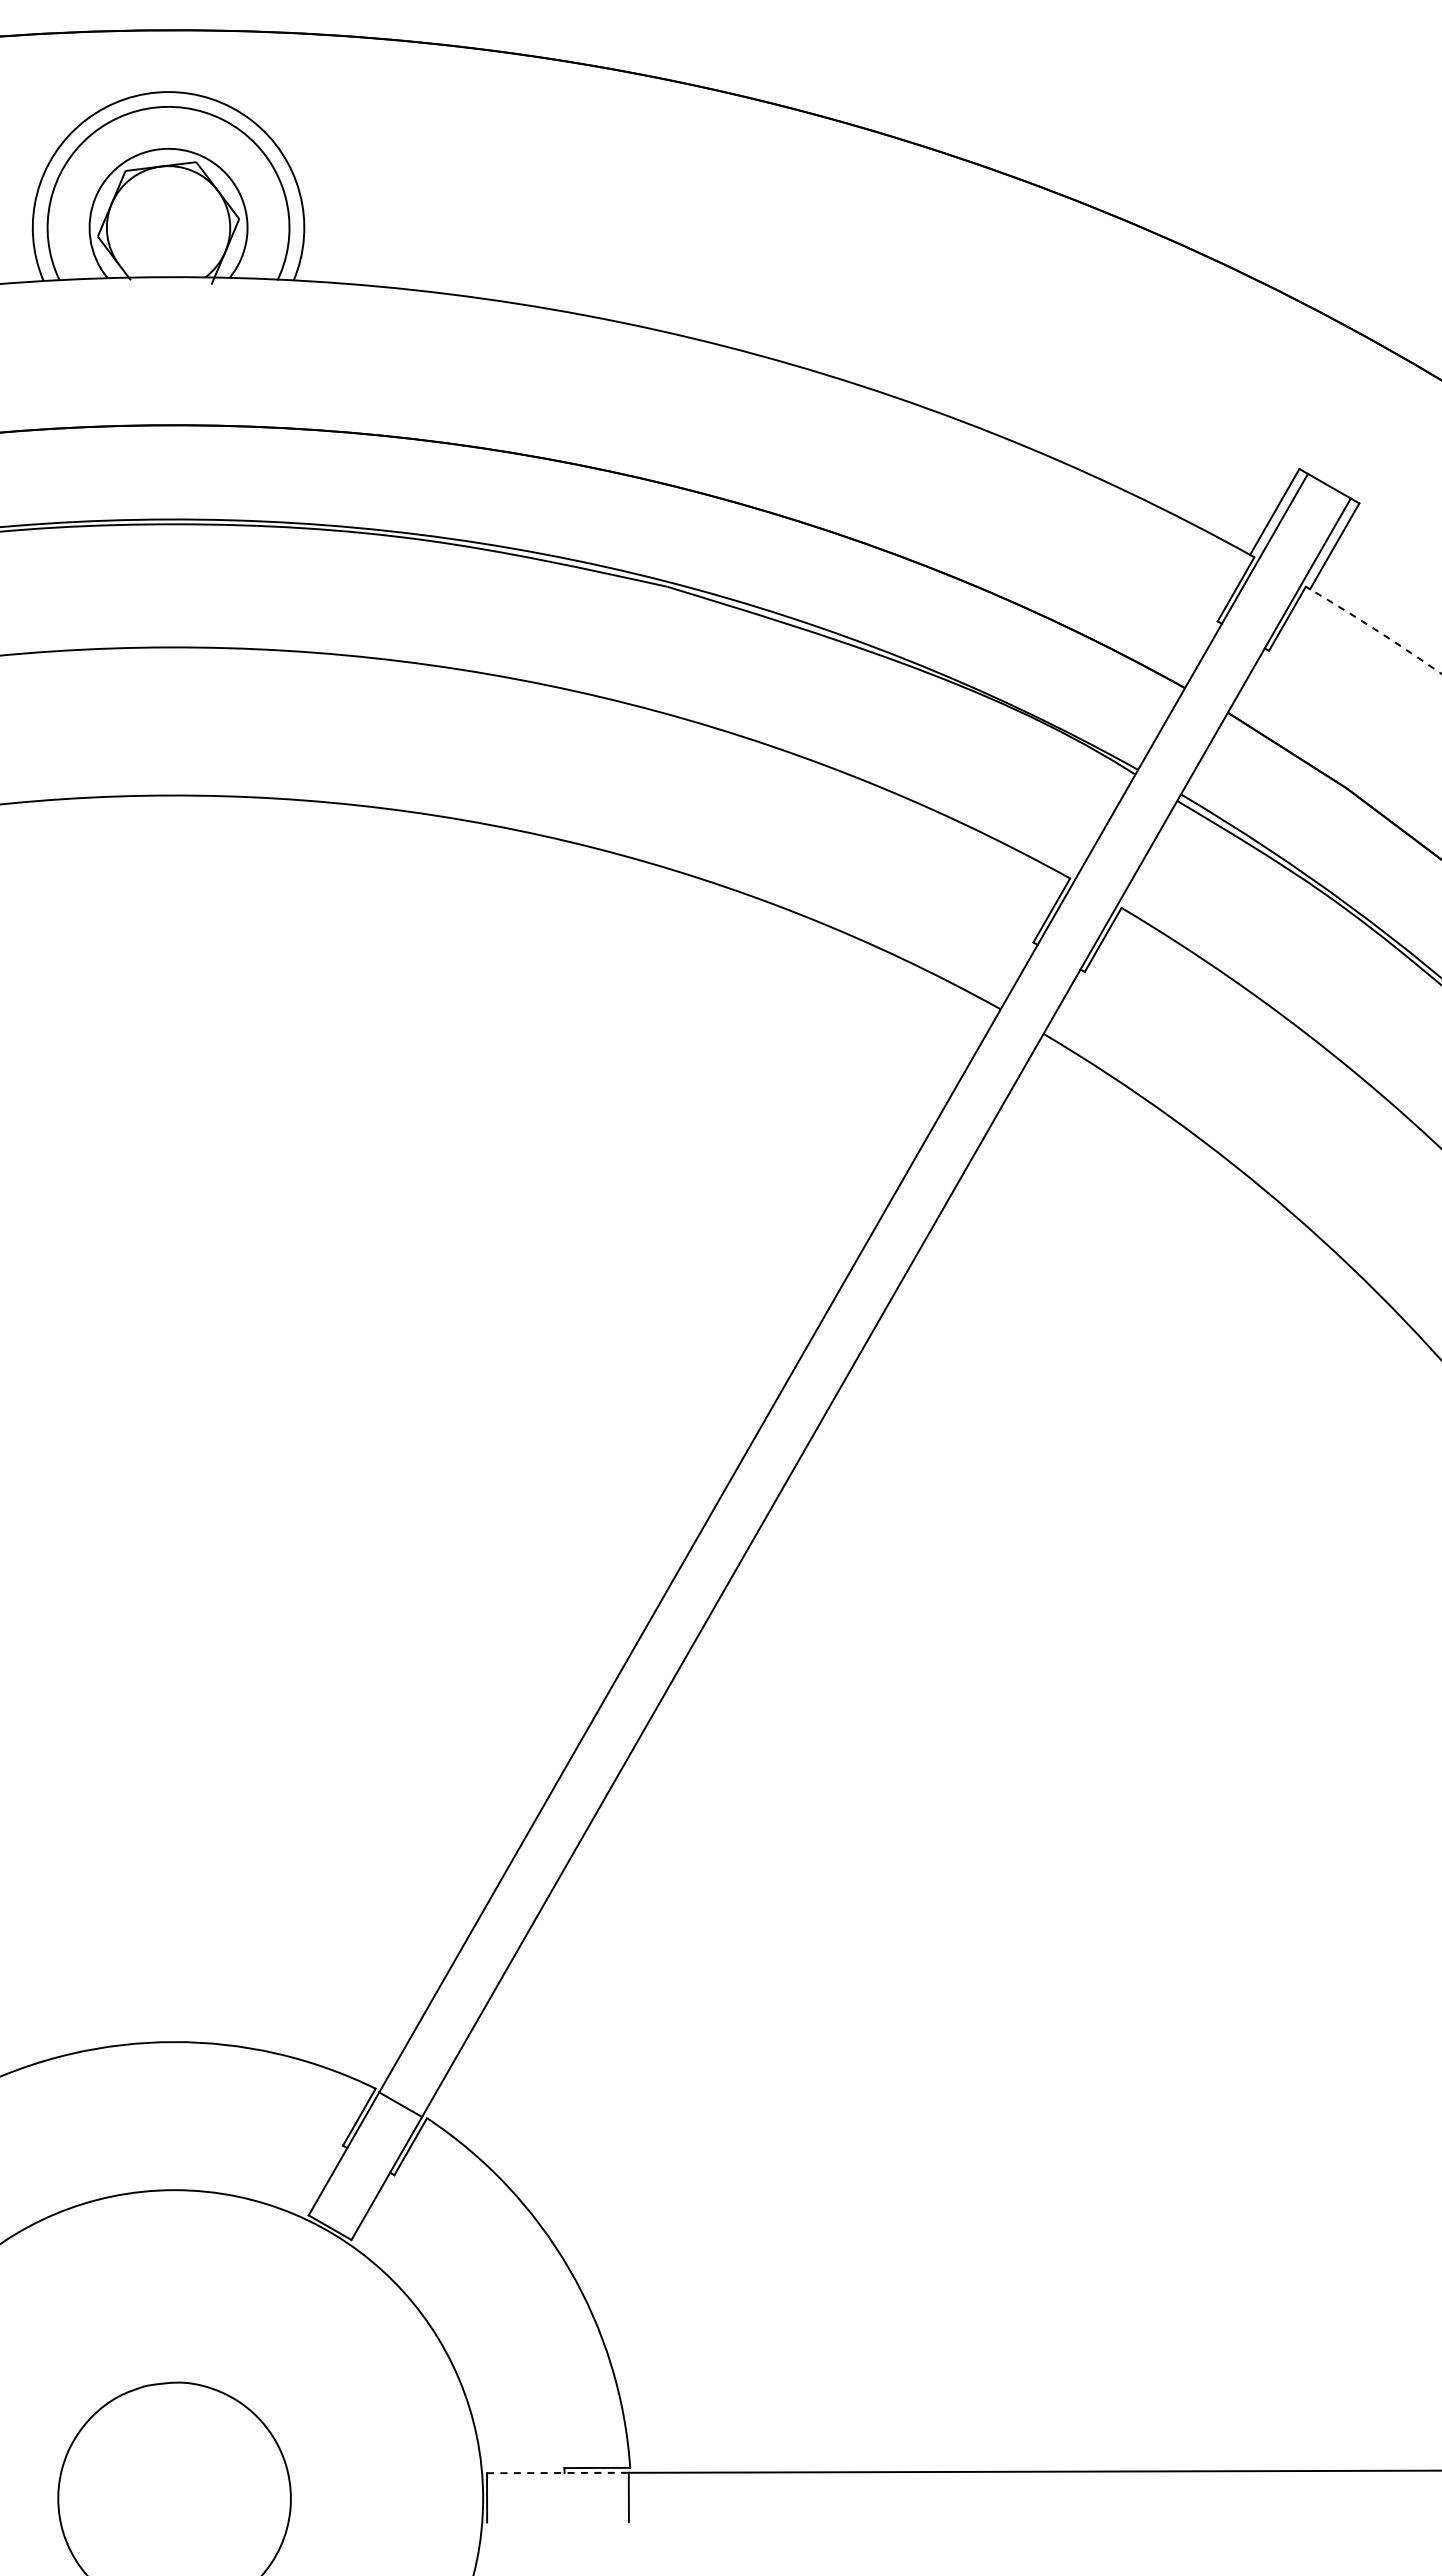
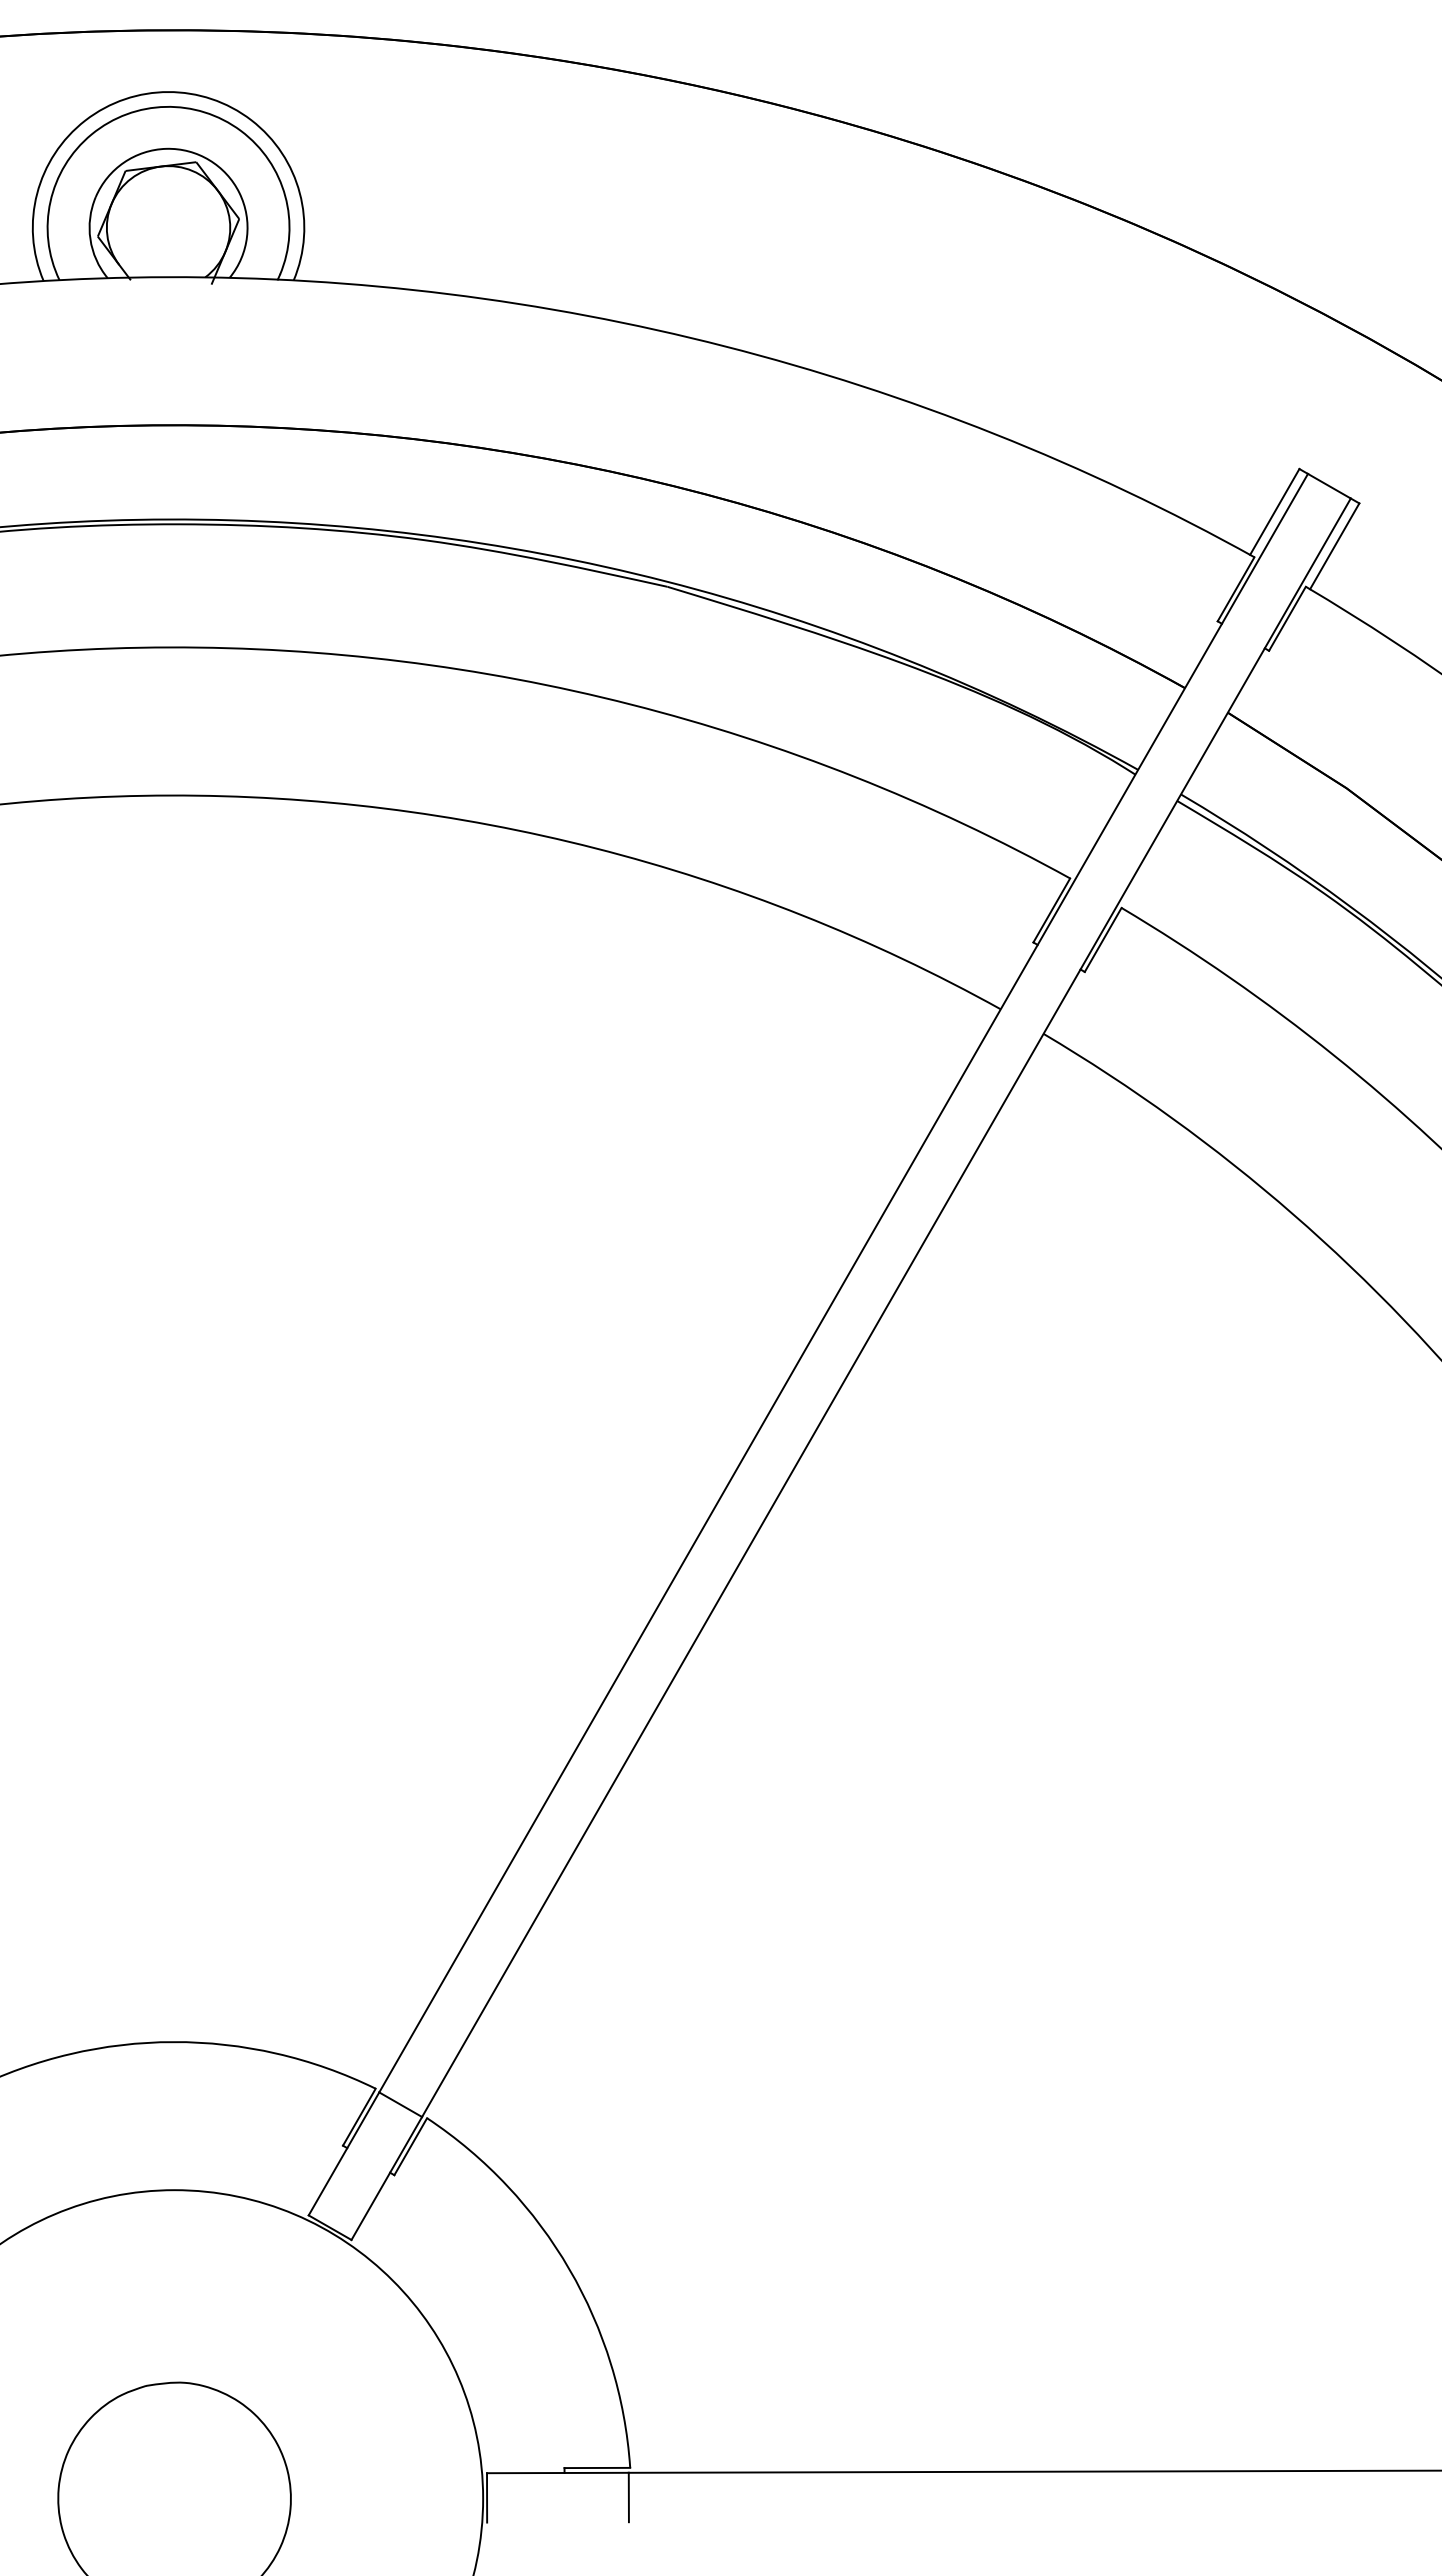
arc: dashed -> solid (1374, 629)
line: dashed -> solid (557, 2473)
